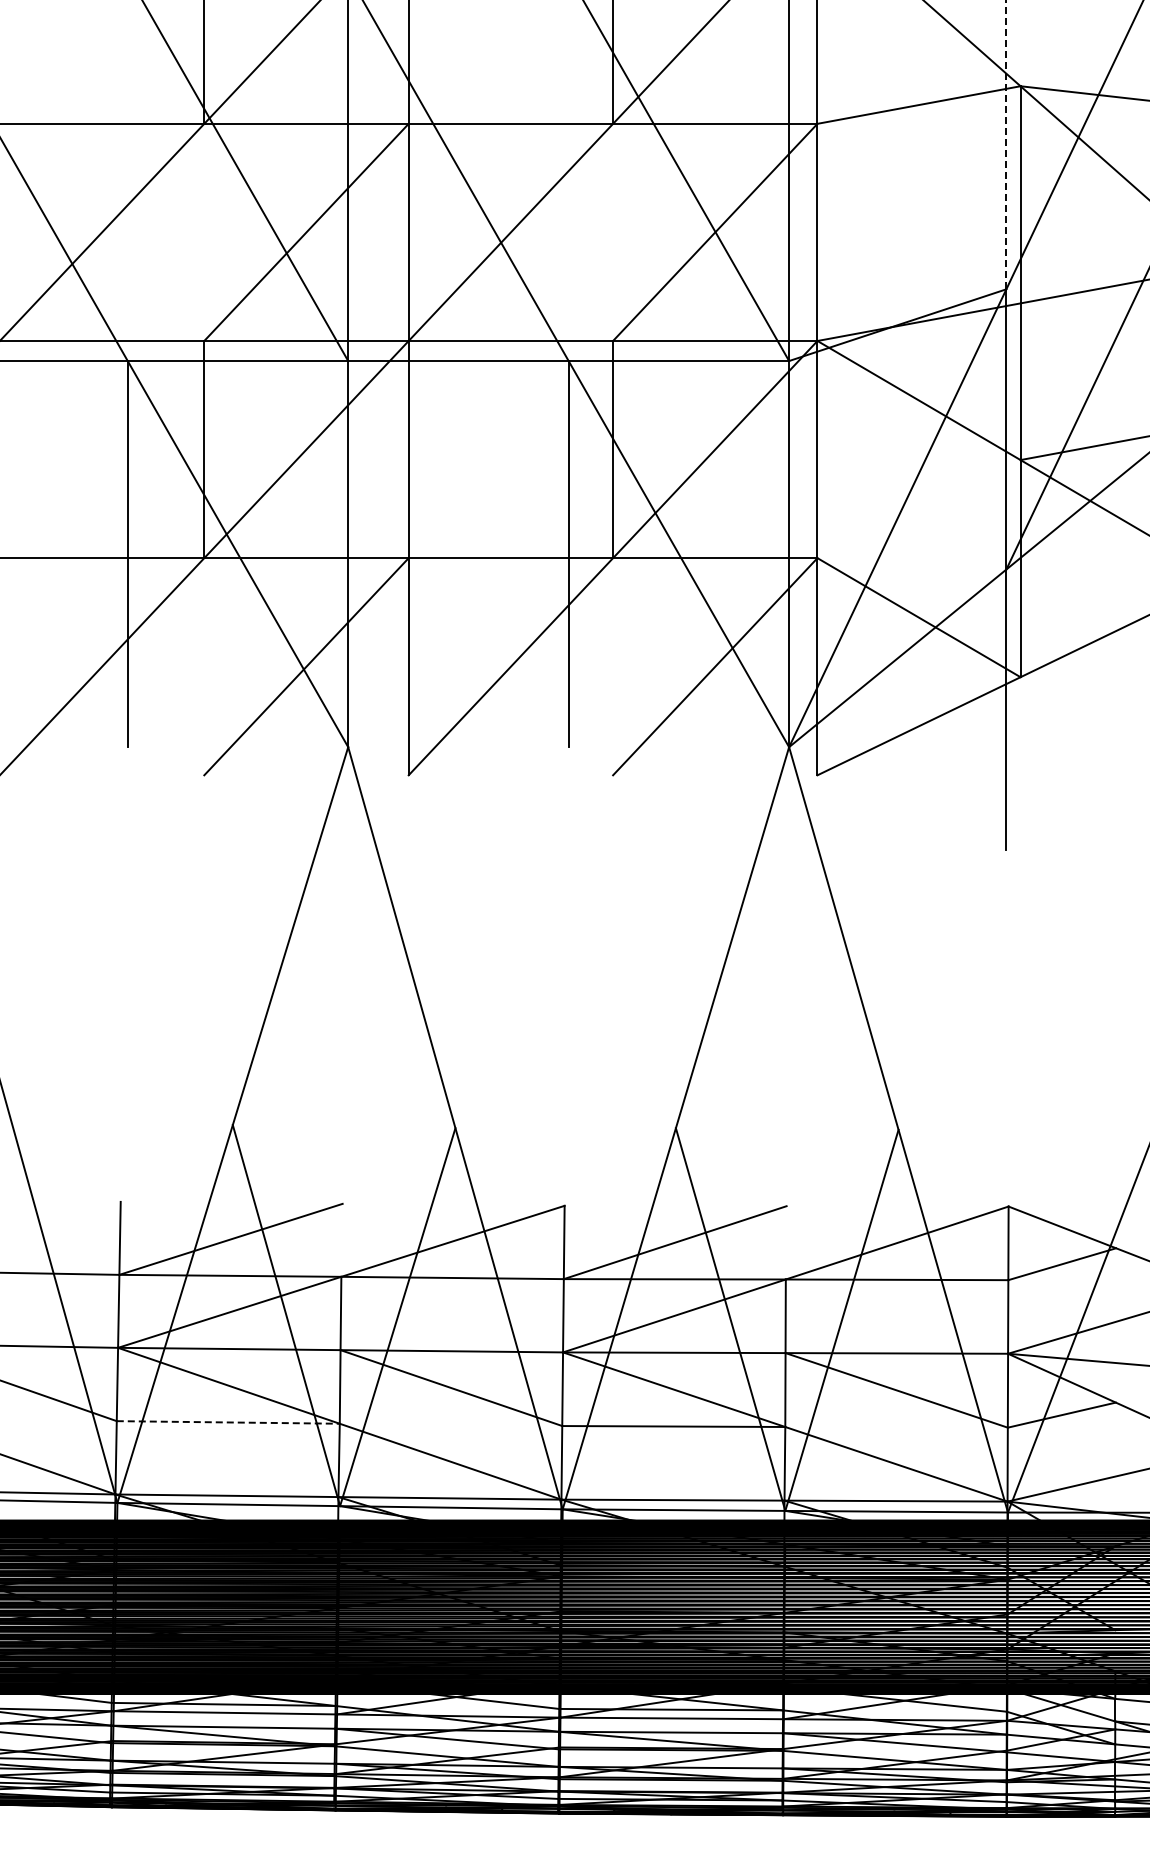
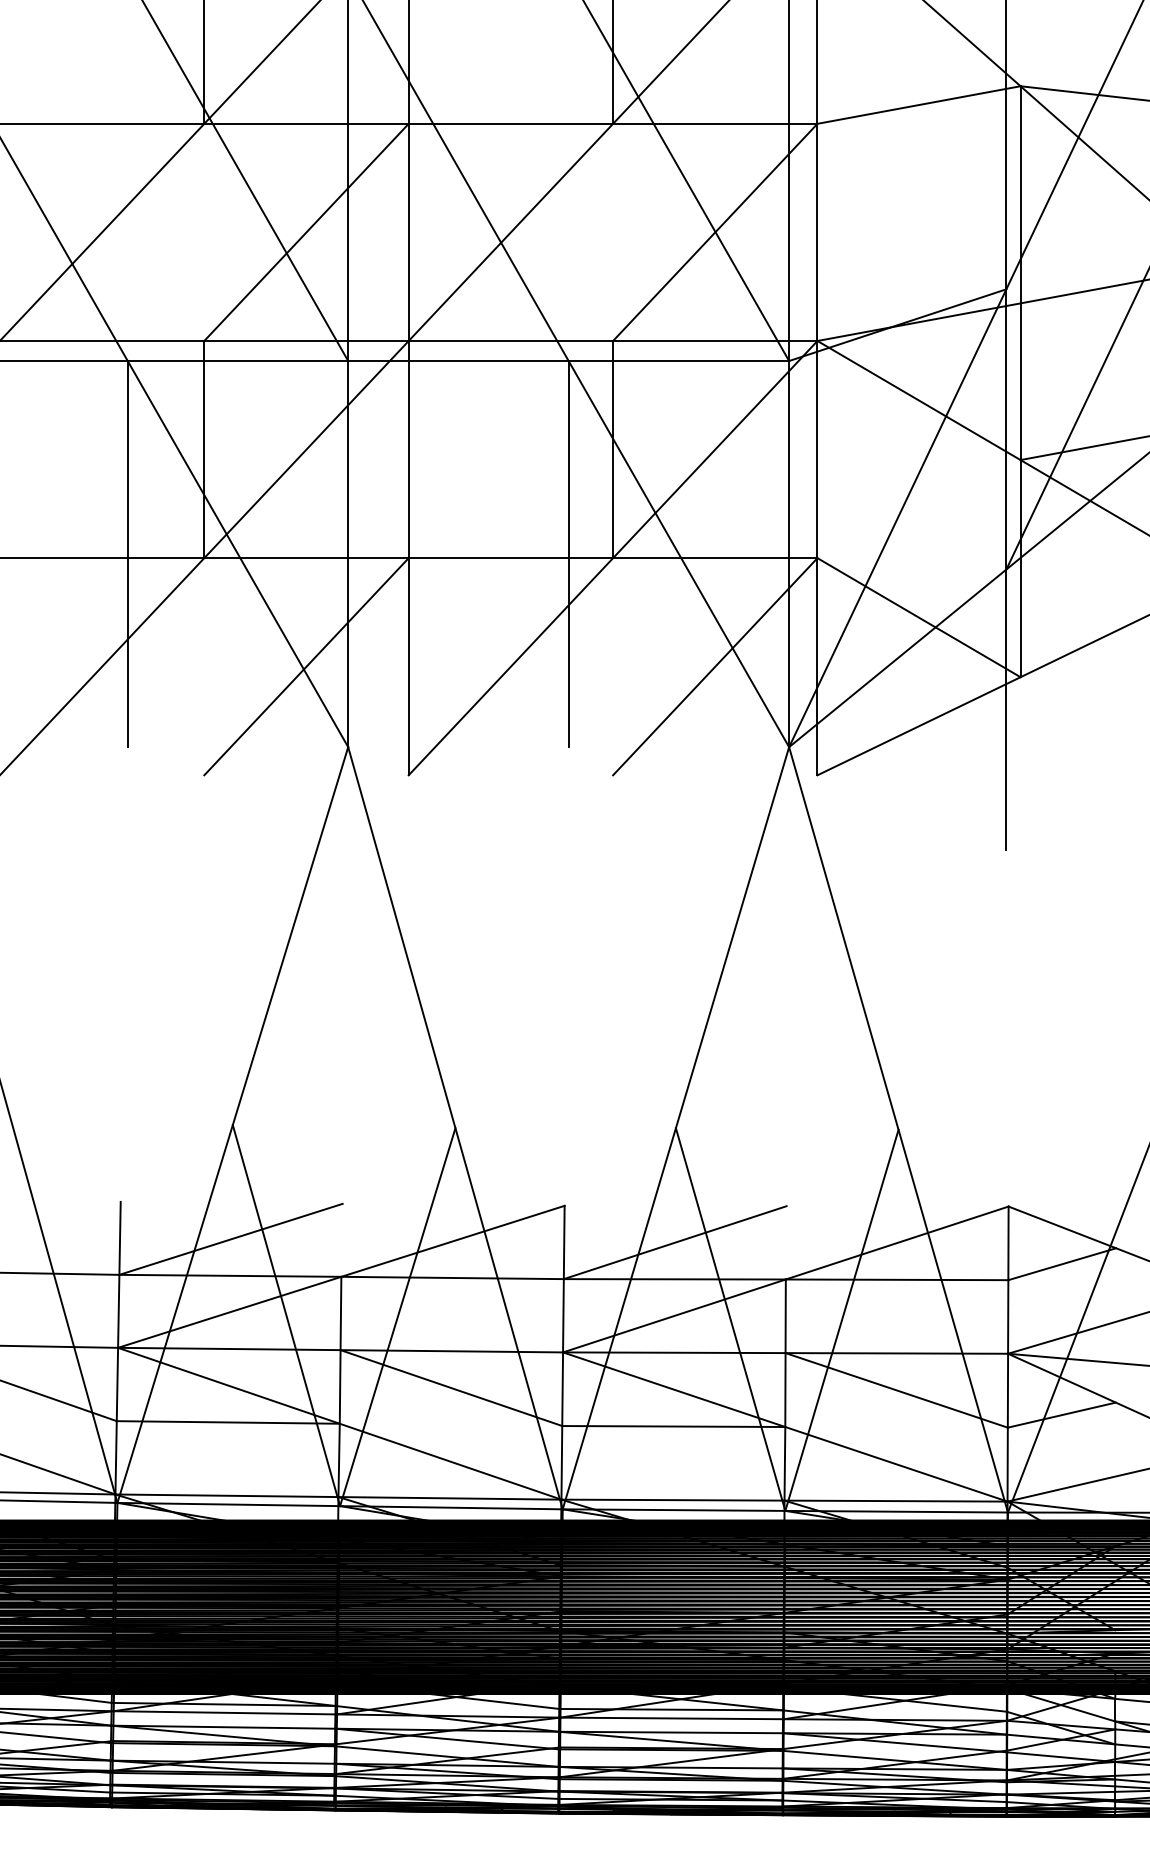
line: dashed -> solid (1006, 144)
line: dashed -> solid (228, 1422)
